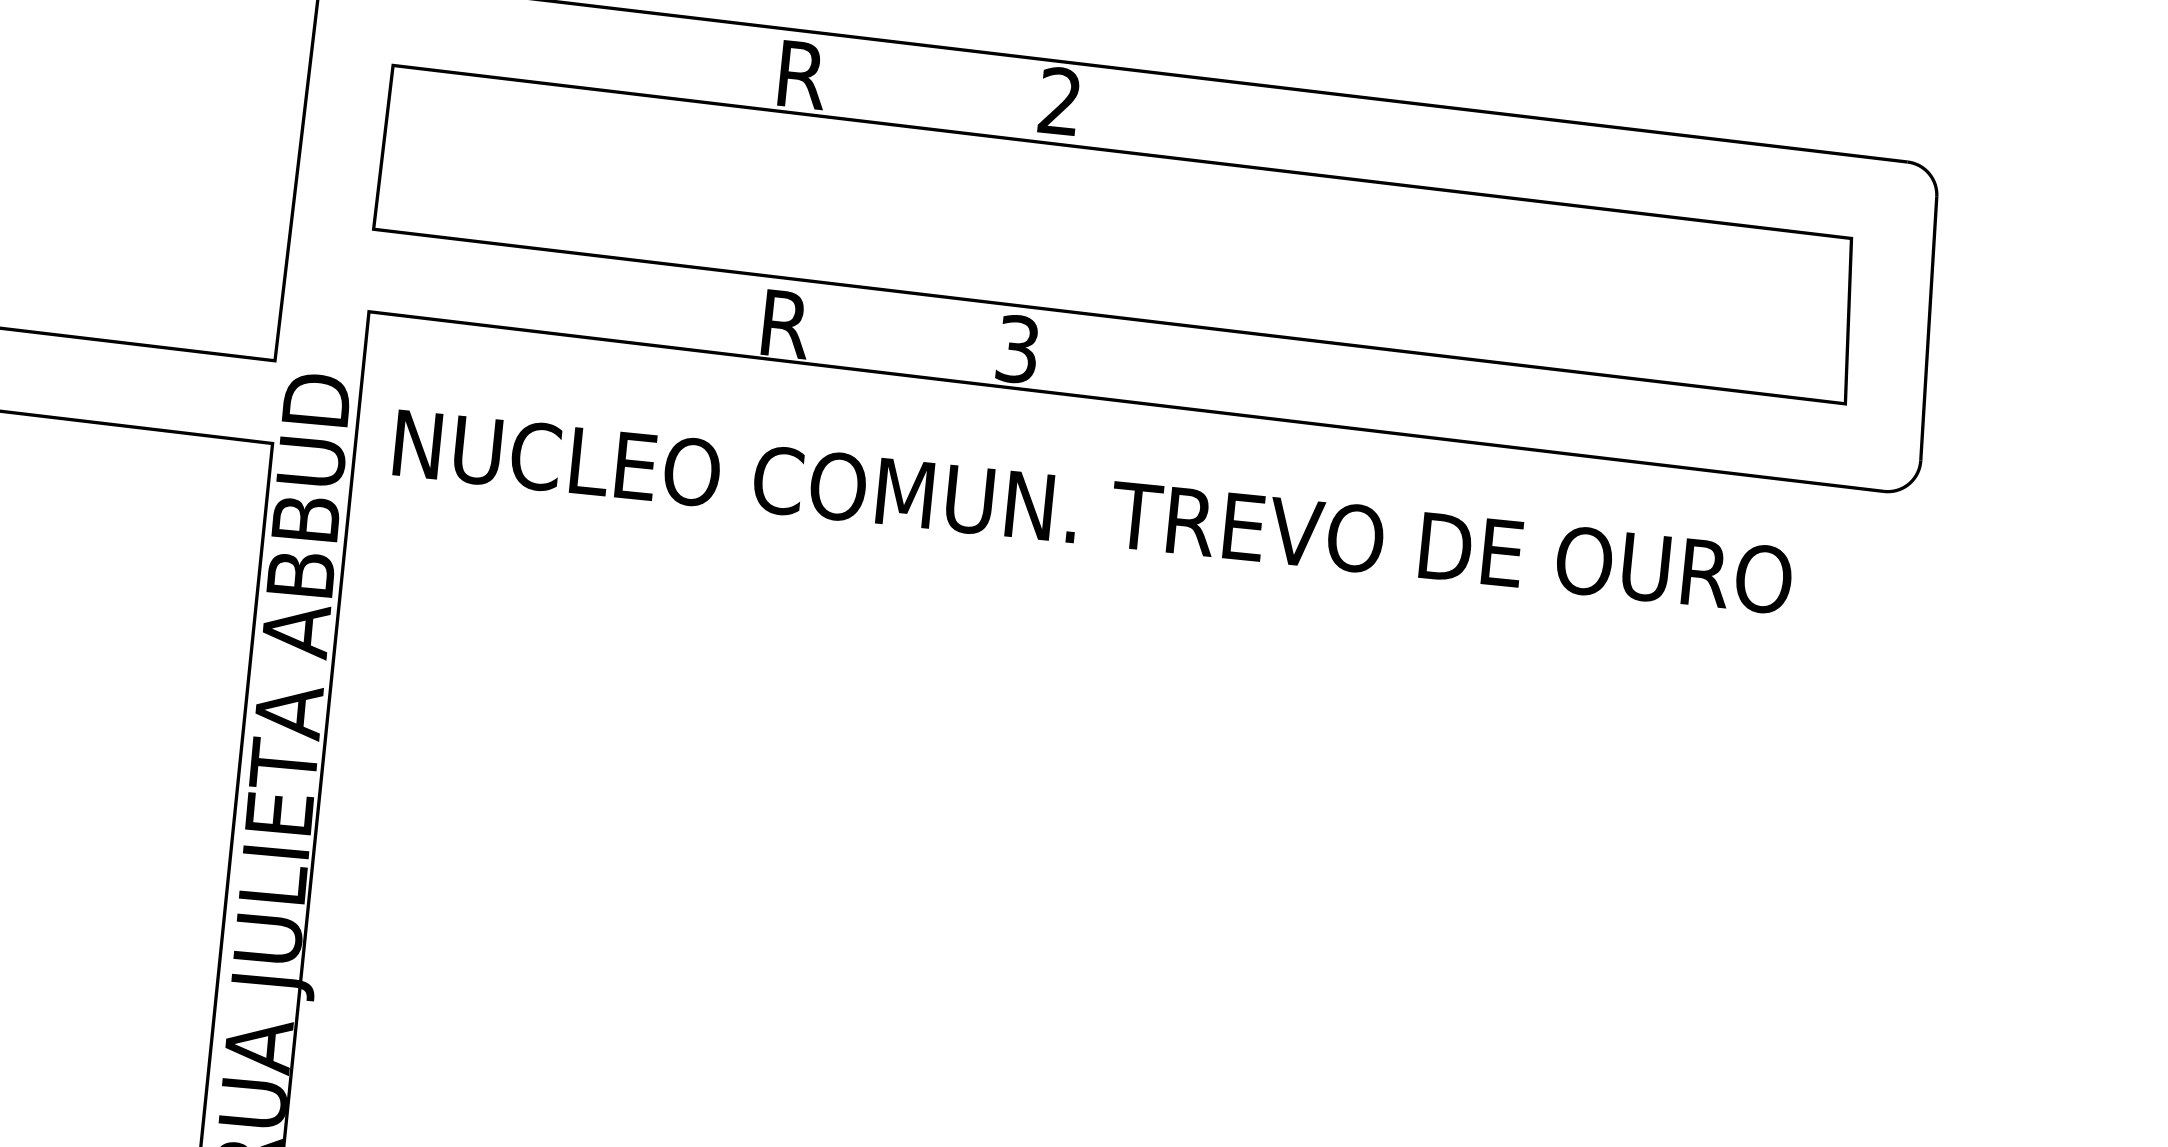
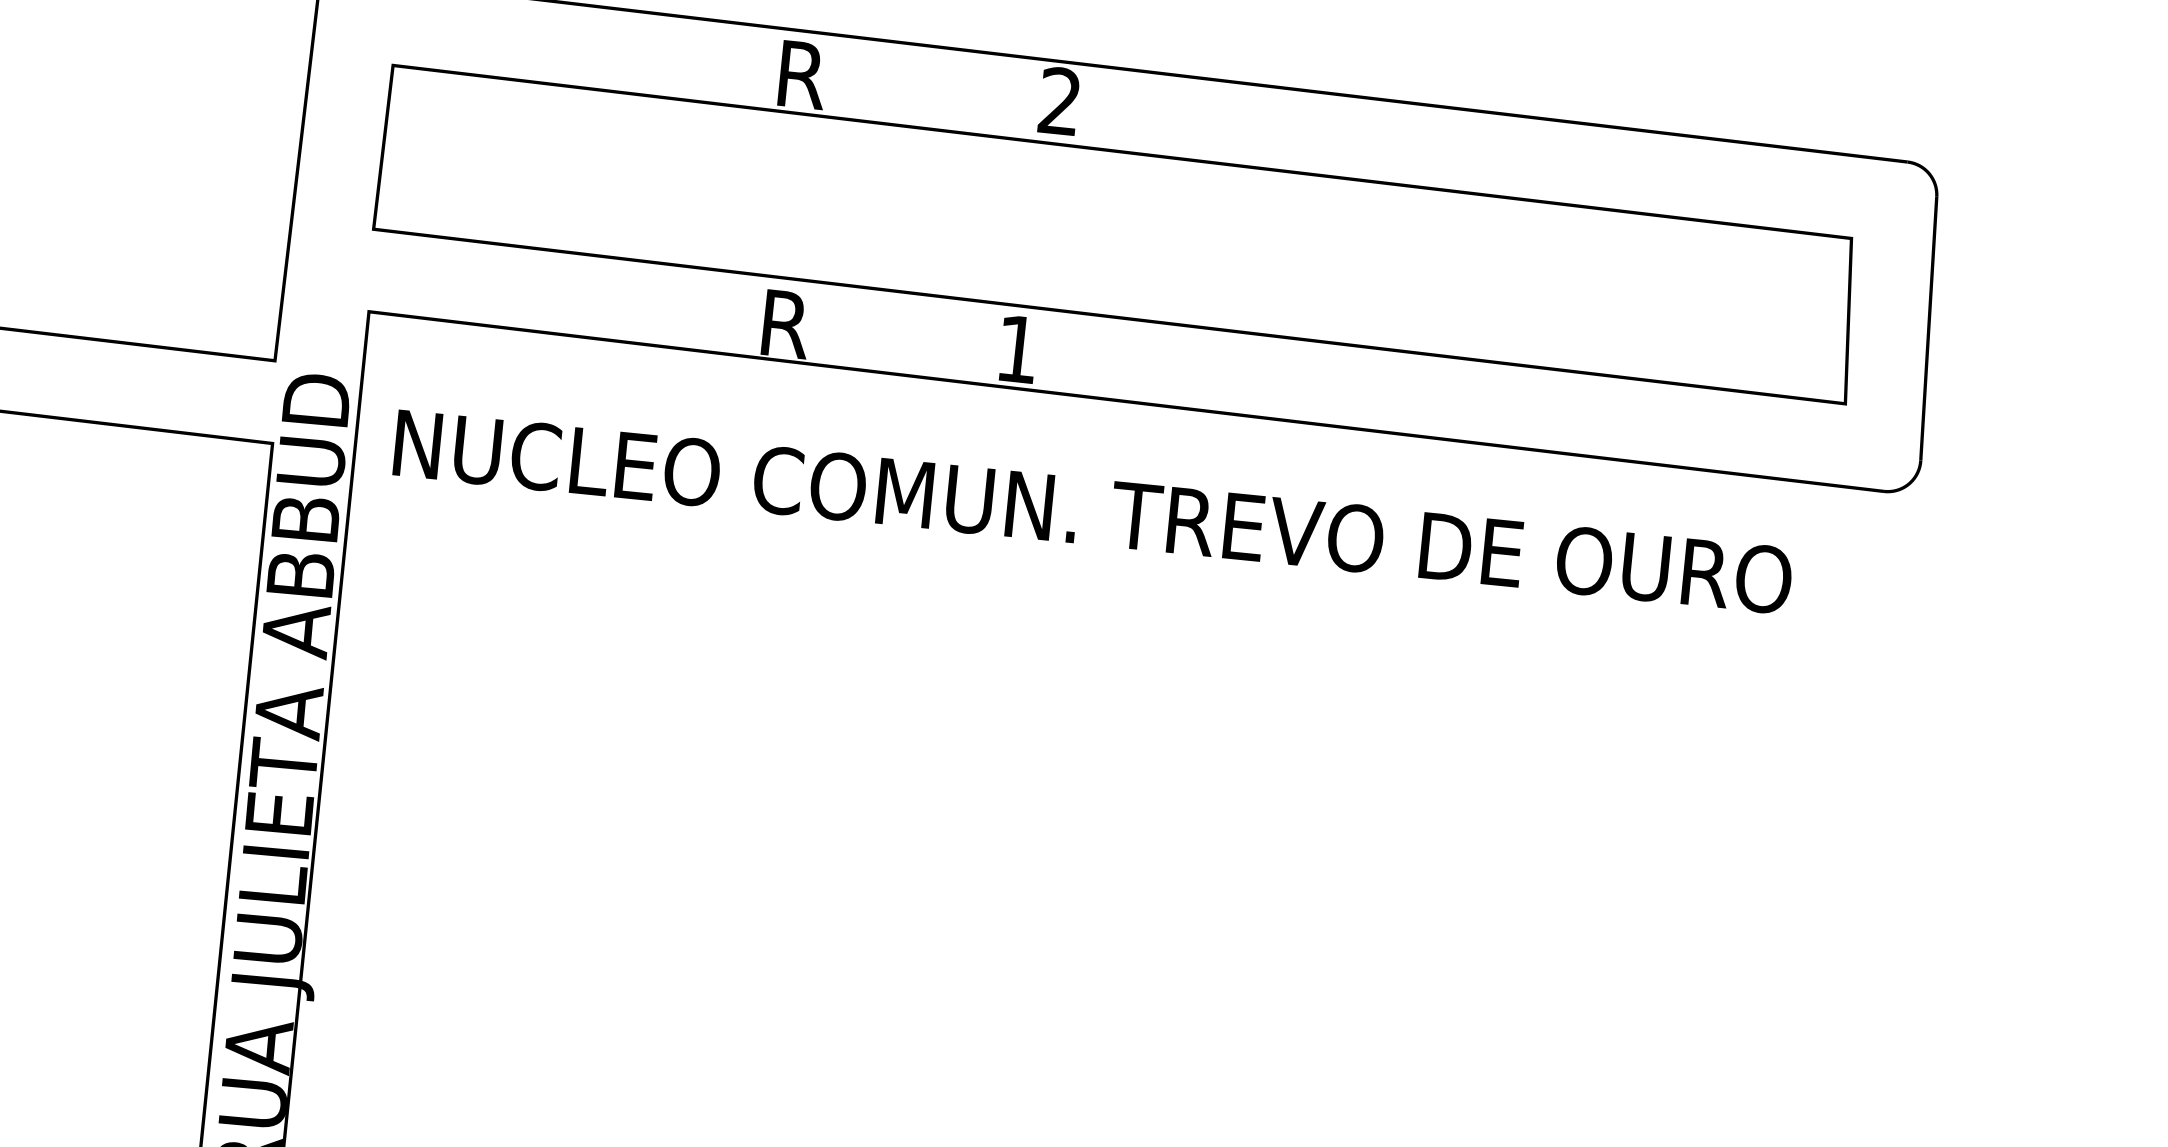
text: 3 -> 1 (1016, 349)
